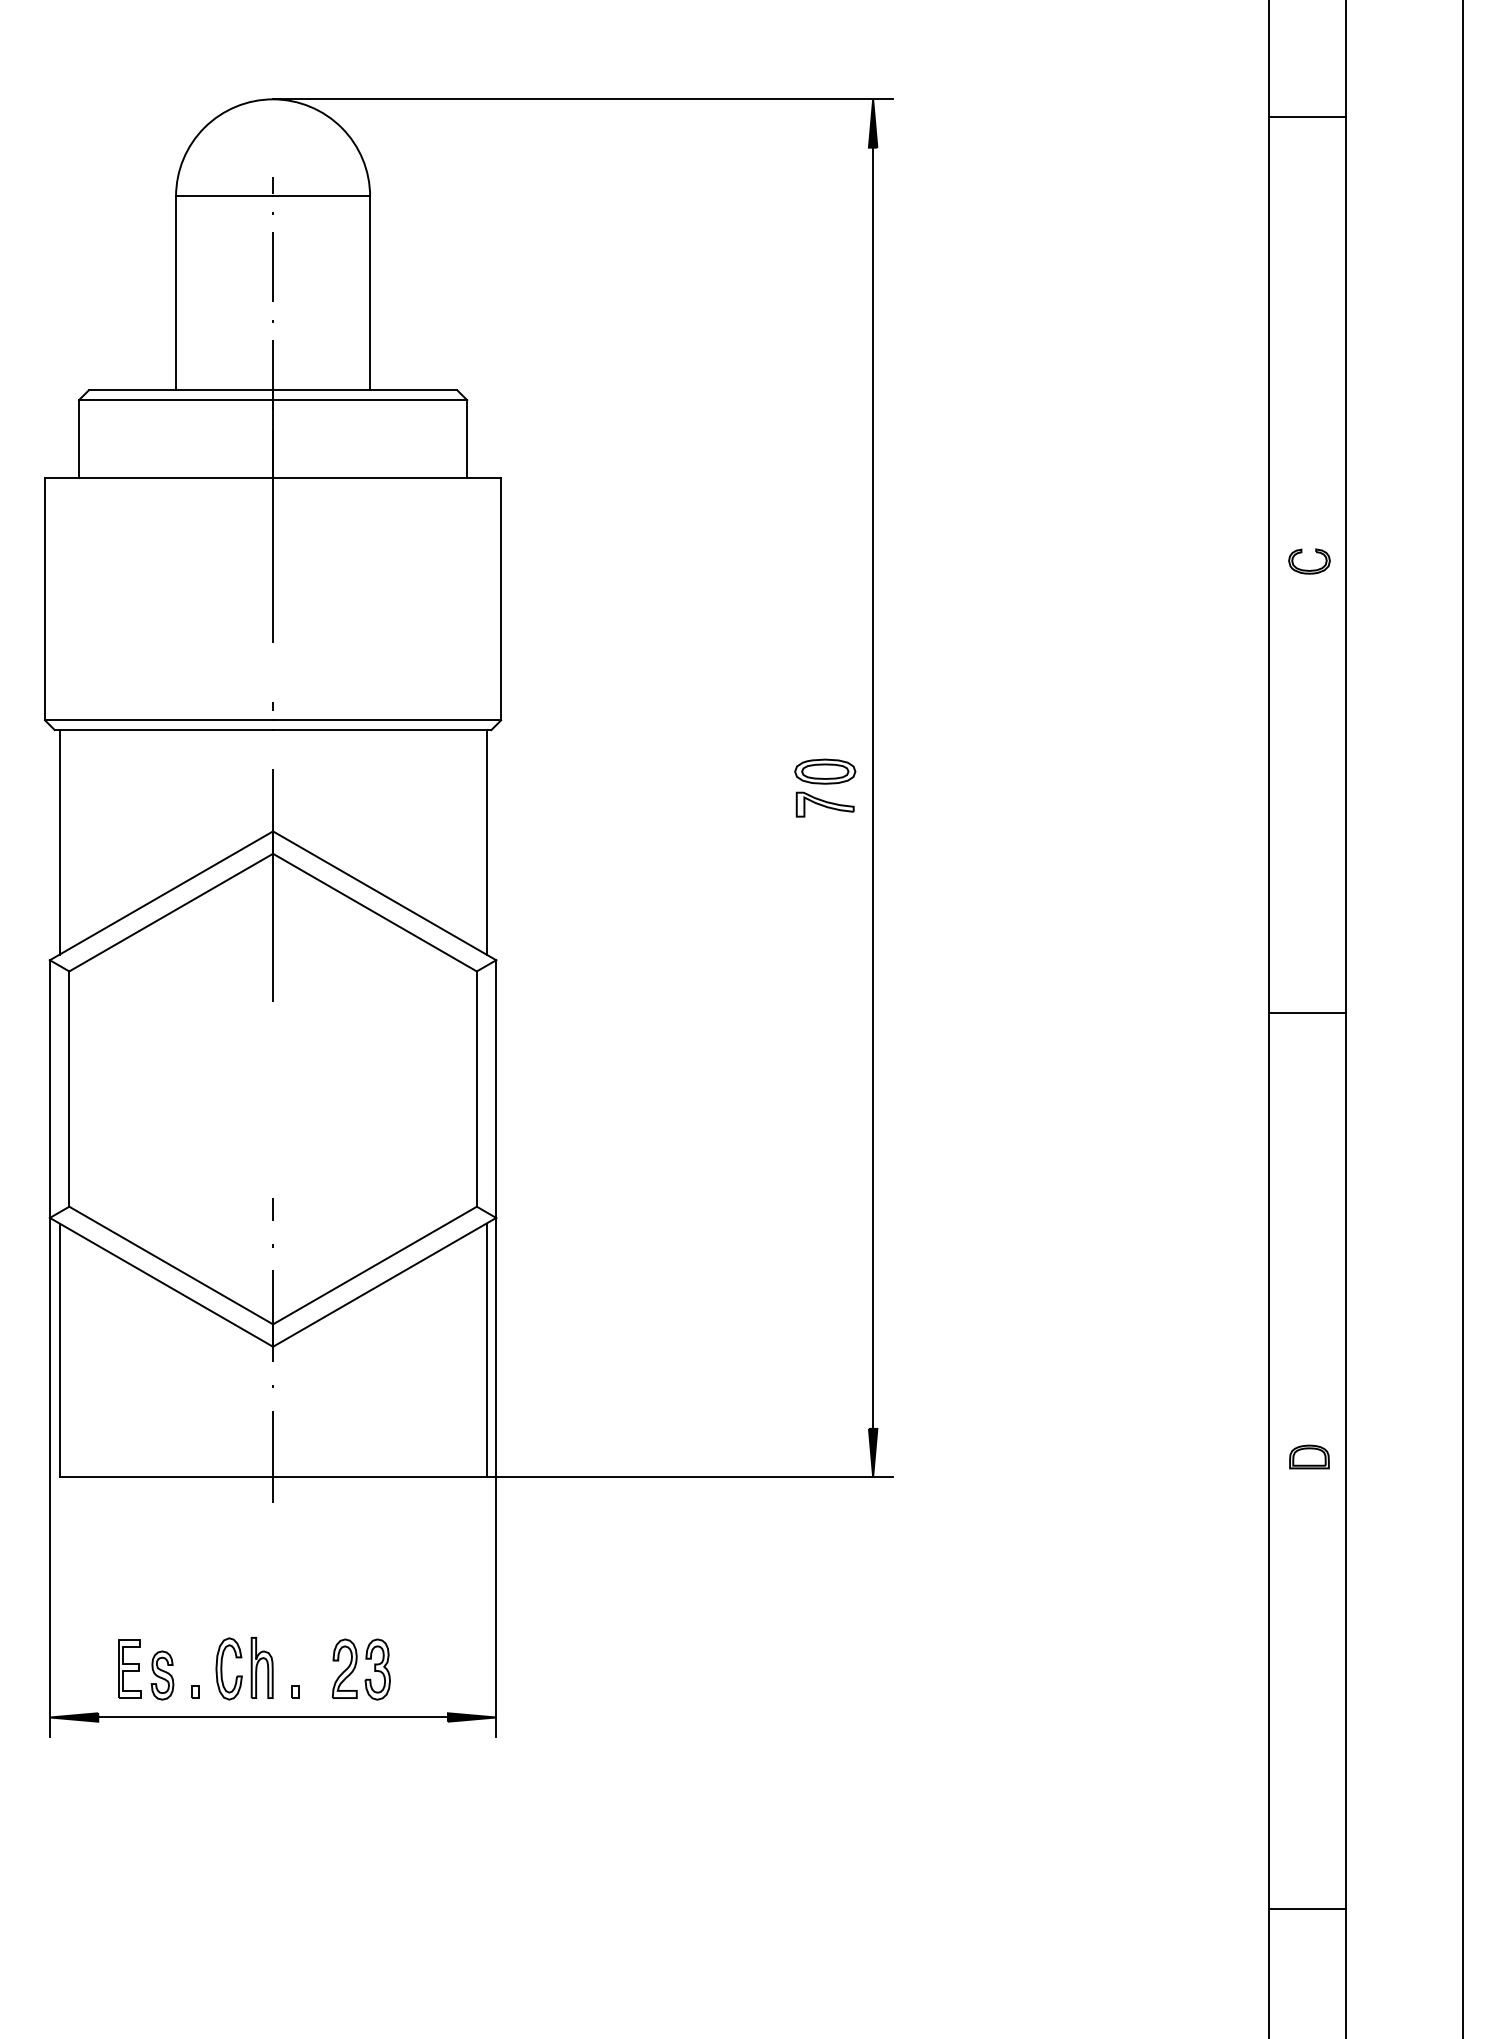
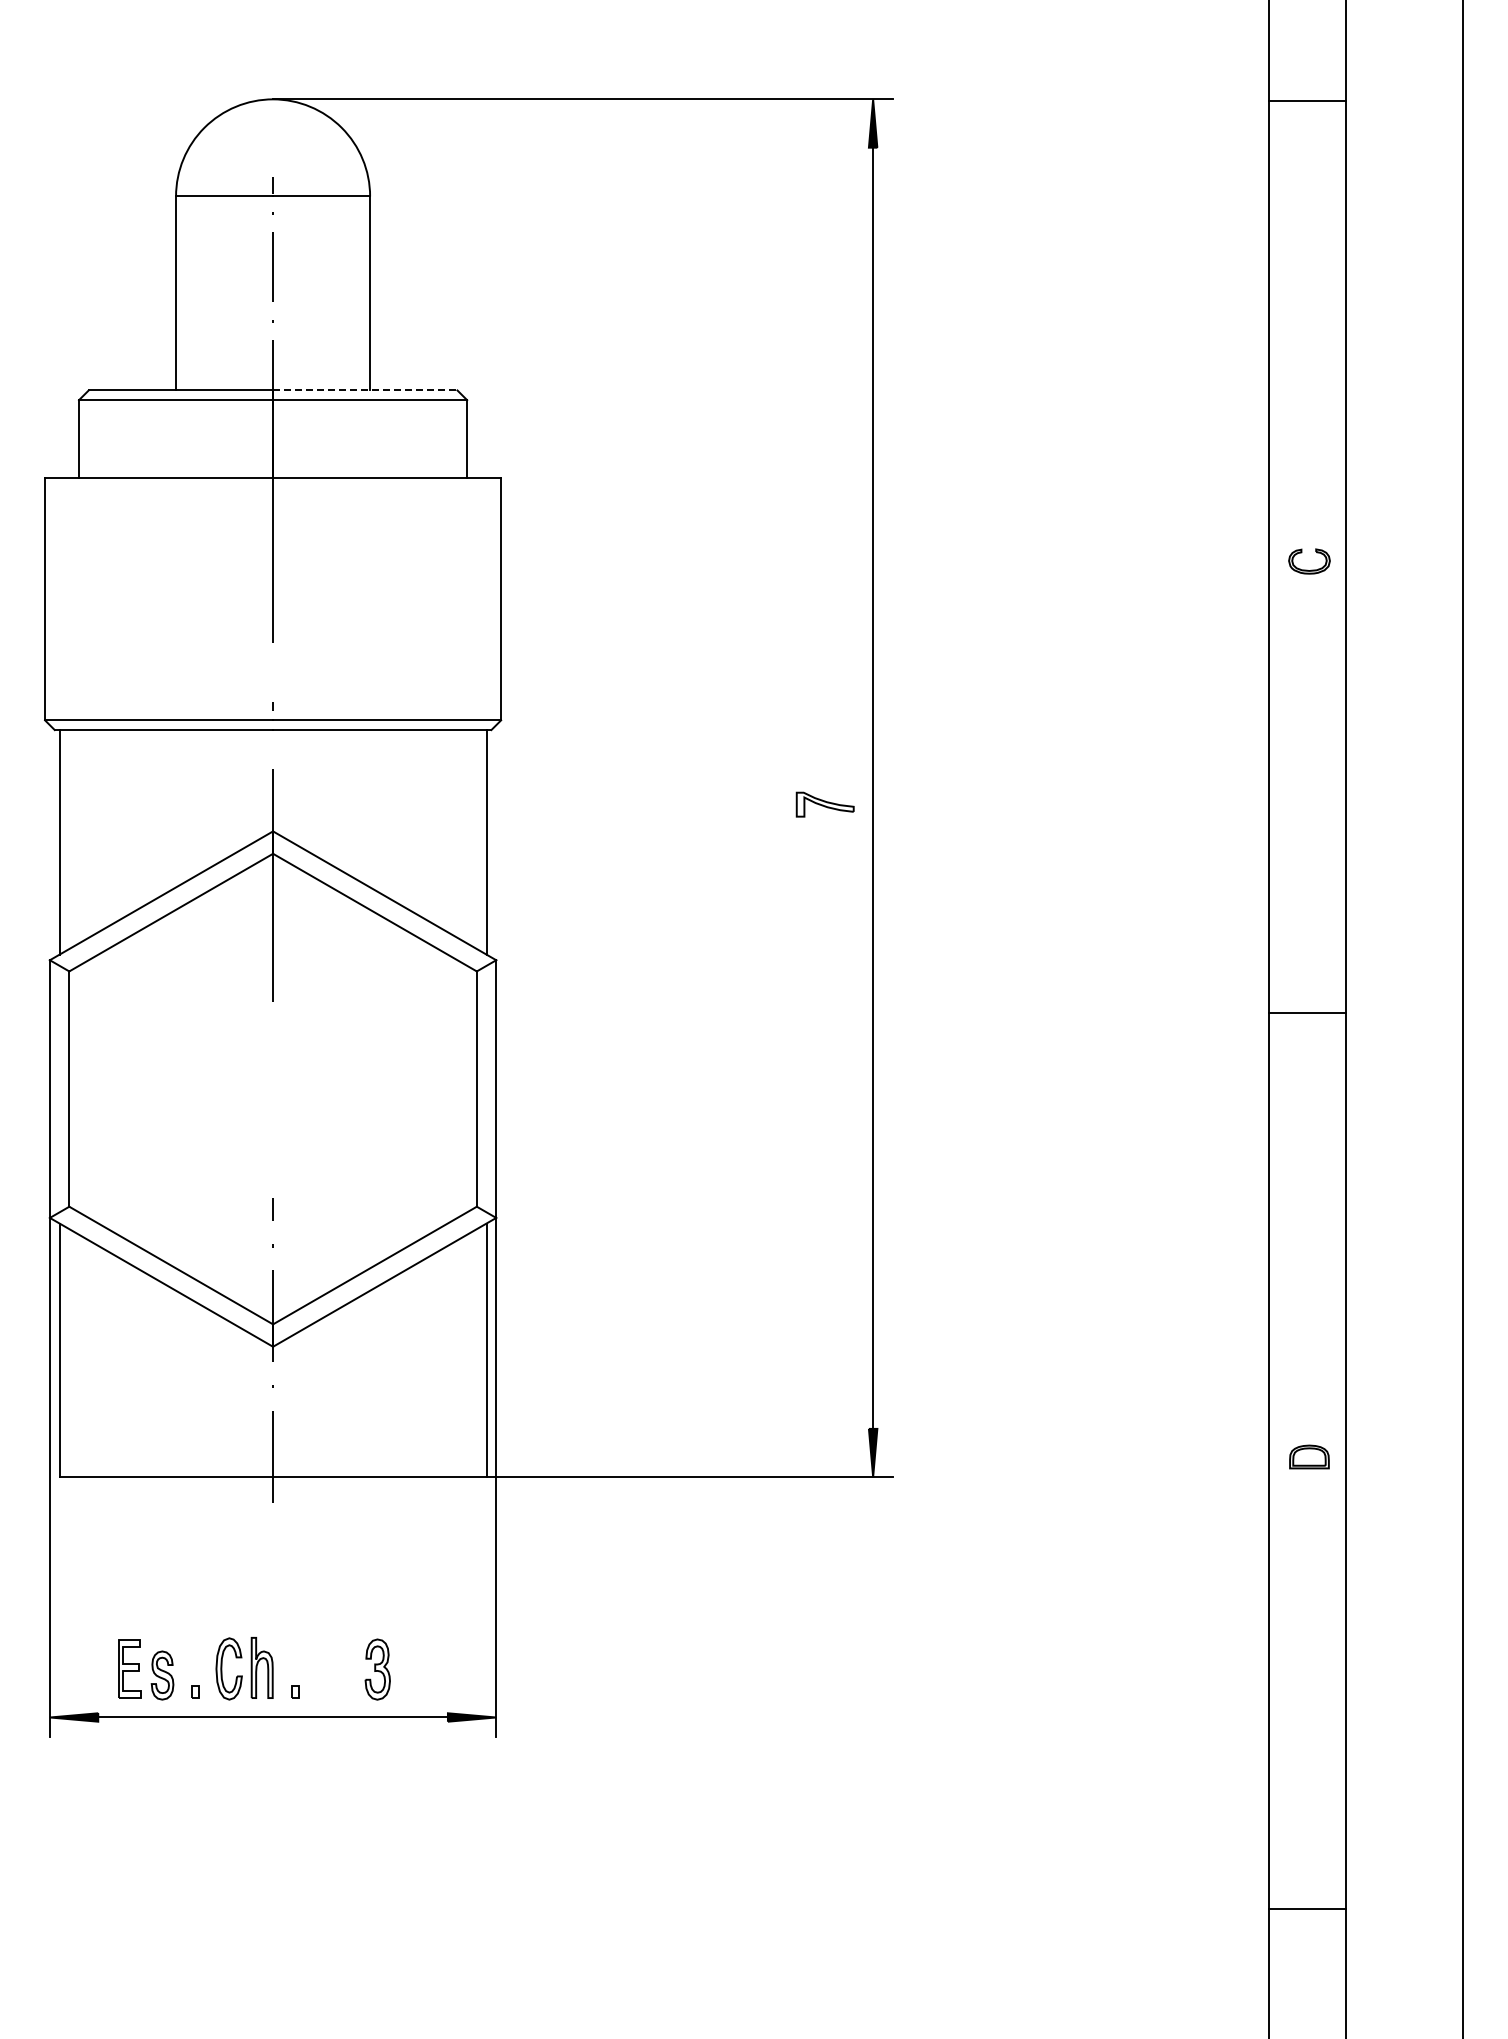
line position: (1307, 116) -> (1307, 100) (1307, 100)
line: solid -> dashed (365, 390)
part: present -> none (825, 771)
part: present -> none (344, 1668)
